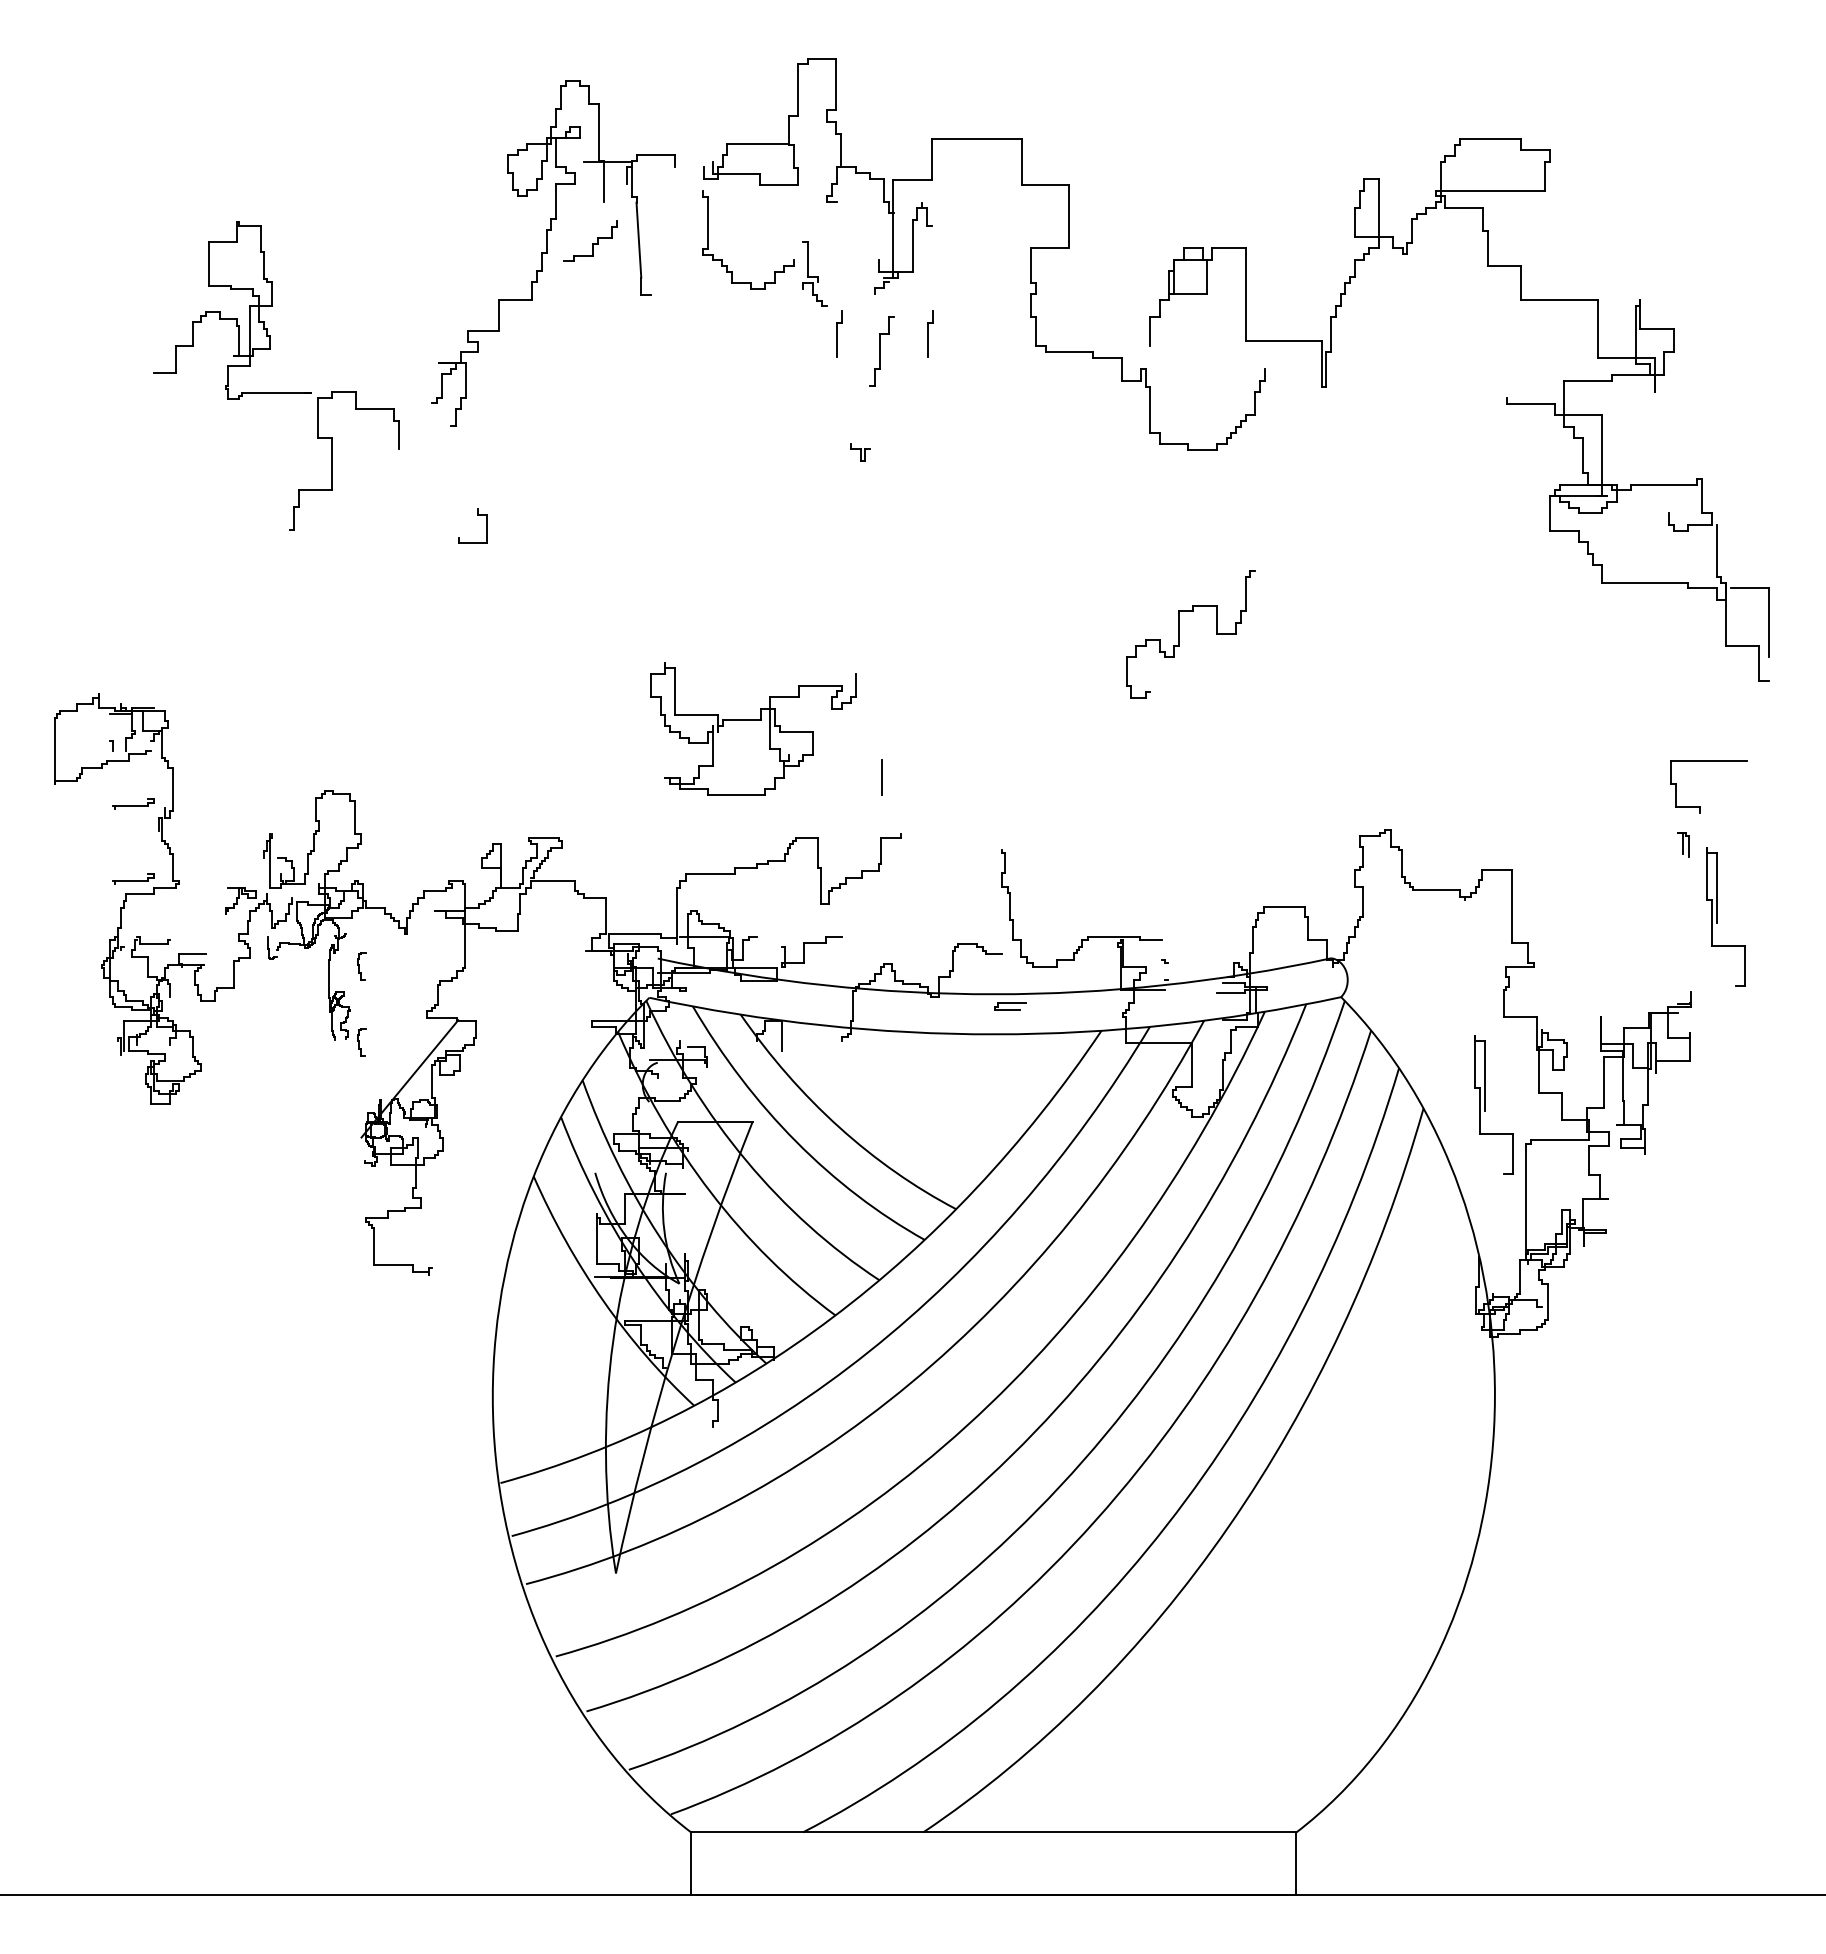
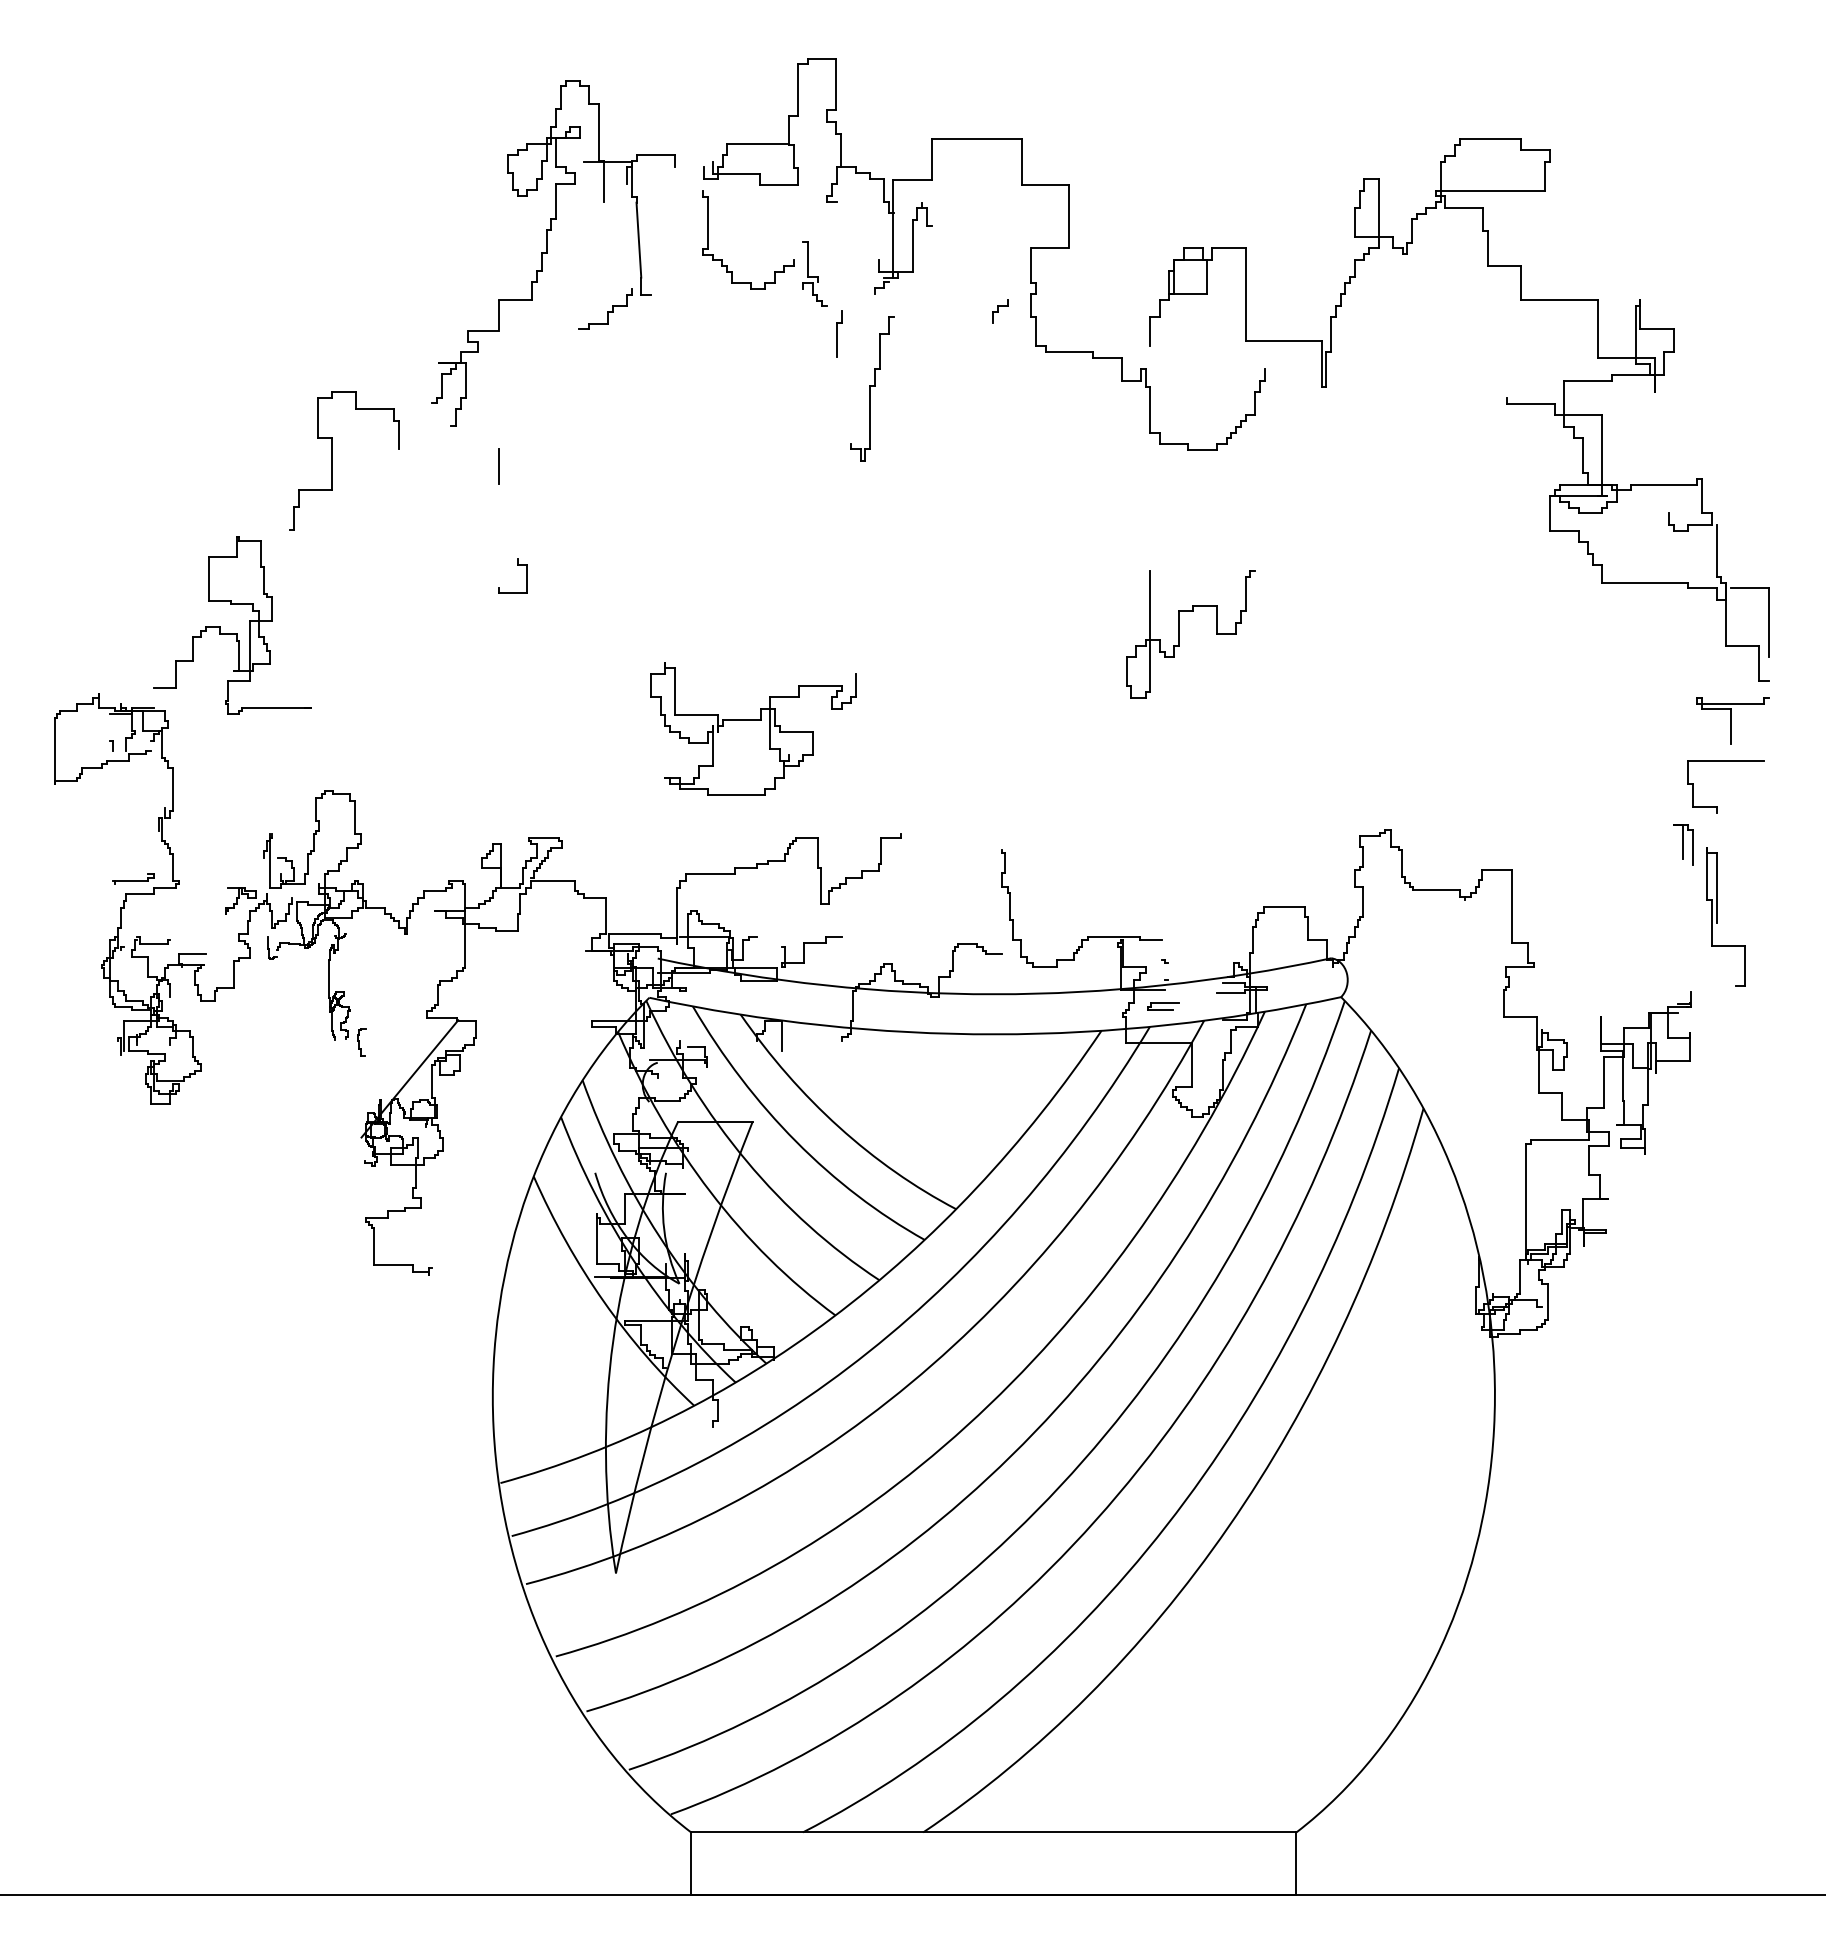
part position: (590, 240) -> (605, 308) (605, 308)
part: none -> present (1000, 311)
part position: (232, 318) -> (232, 633) (232, 633)
part: present -> none (930, 333)
line: none -> present (870, 417)
part position: (477, 515) -> (517, 565) (517, 565)
line: none -> present (1150, 631)
part: none -> present (1732, 720)
line position: (881, 777) -> (498, 466) (498, 466)
part: present -> none (133, 803)
part position: (1700, 806) -> (1717, 806) (1717, 806)
part size: 13x26 px -> 21x42 px (1683, 844)
part: present -> none (361, 966)
part position: (1010, 1006) -> (1163, 1006) (1163, 1006)
part: present -> none (1485, 1104)
